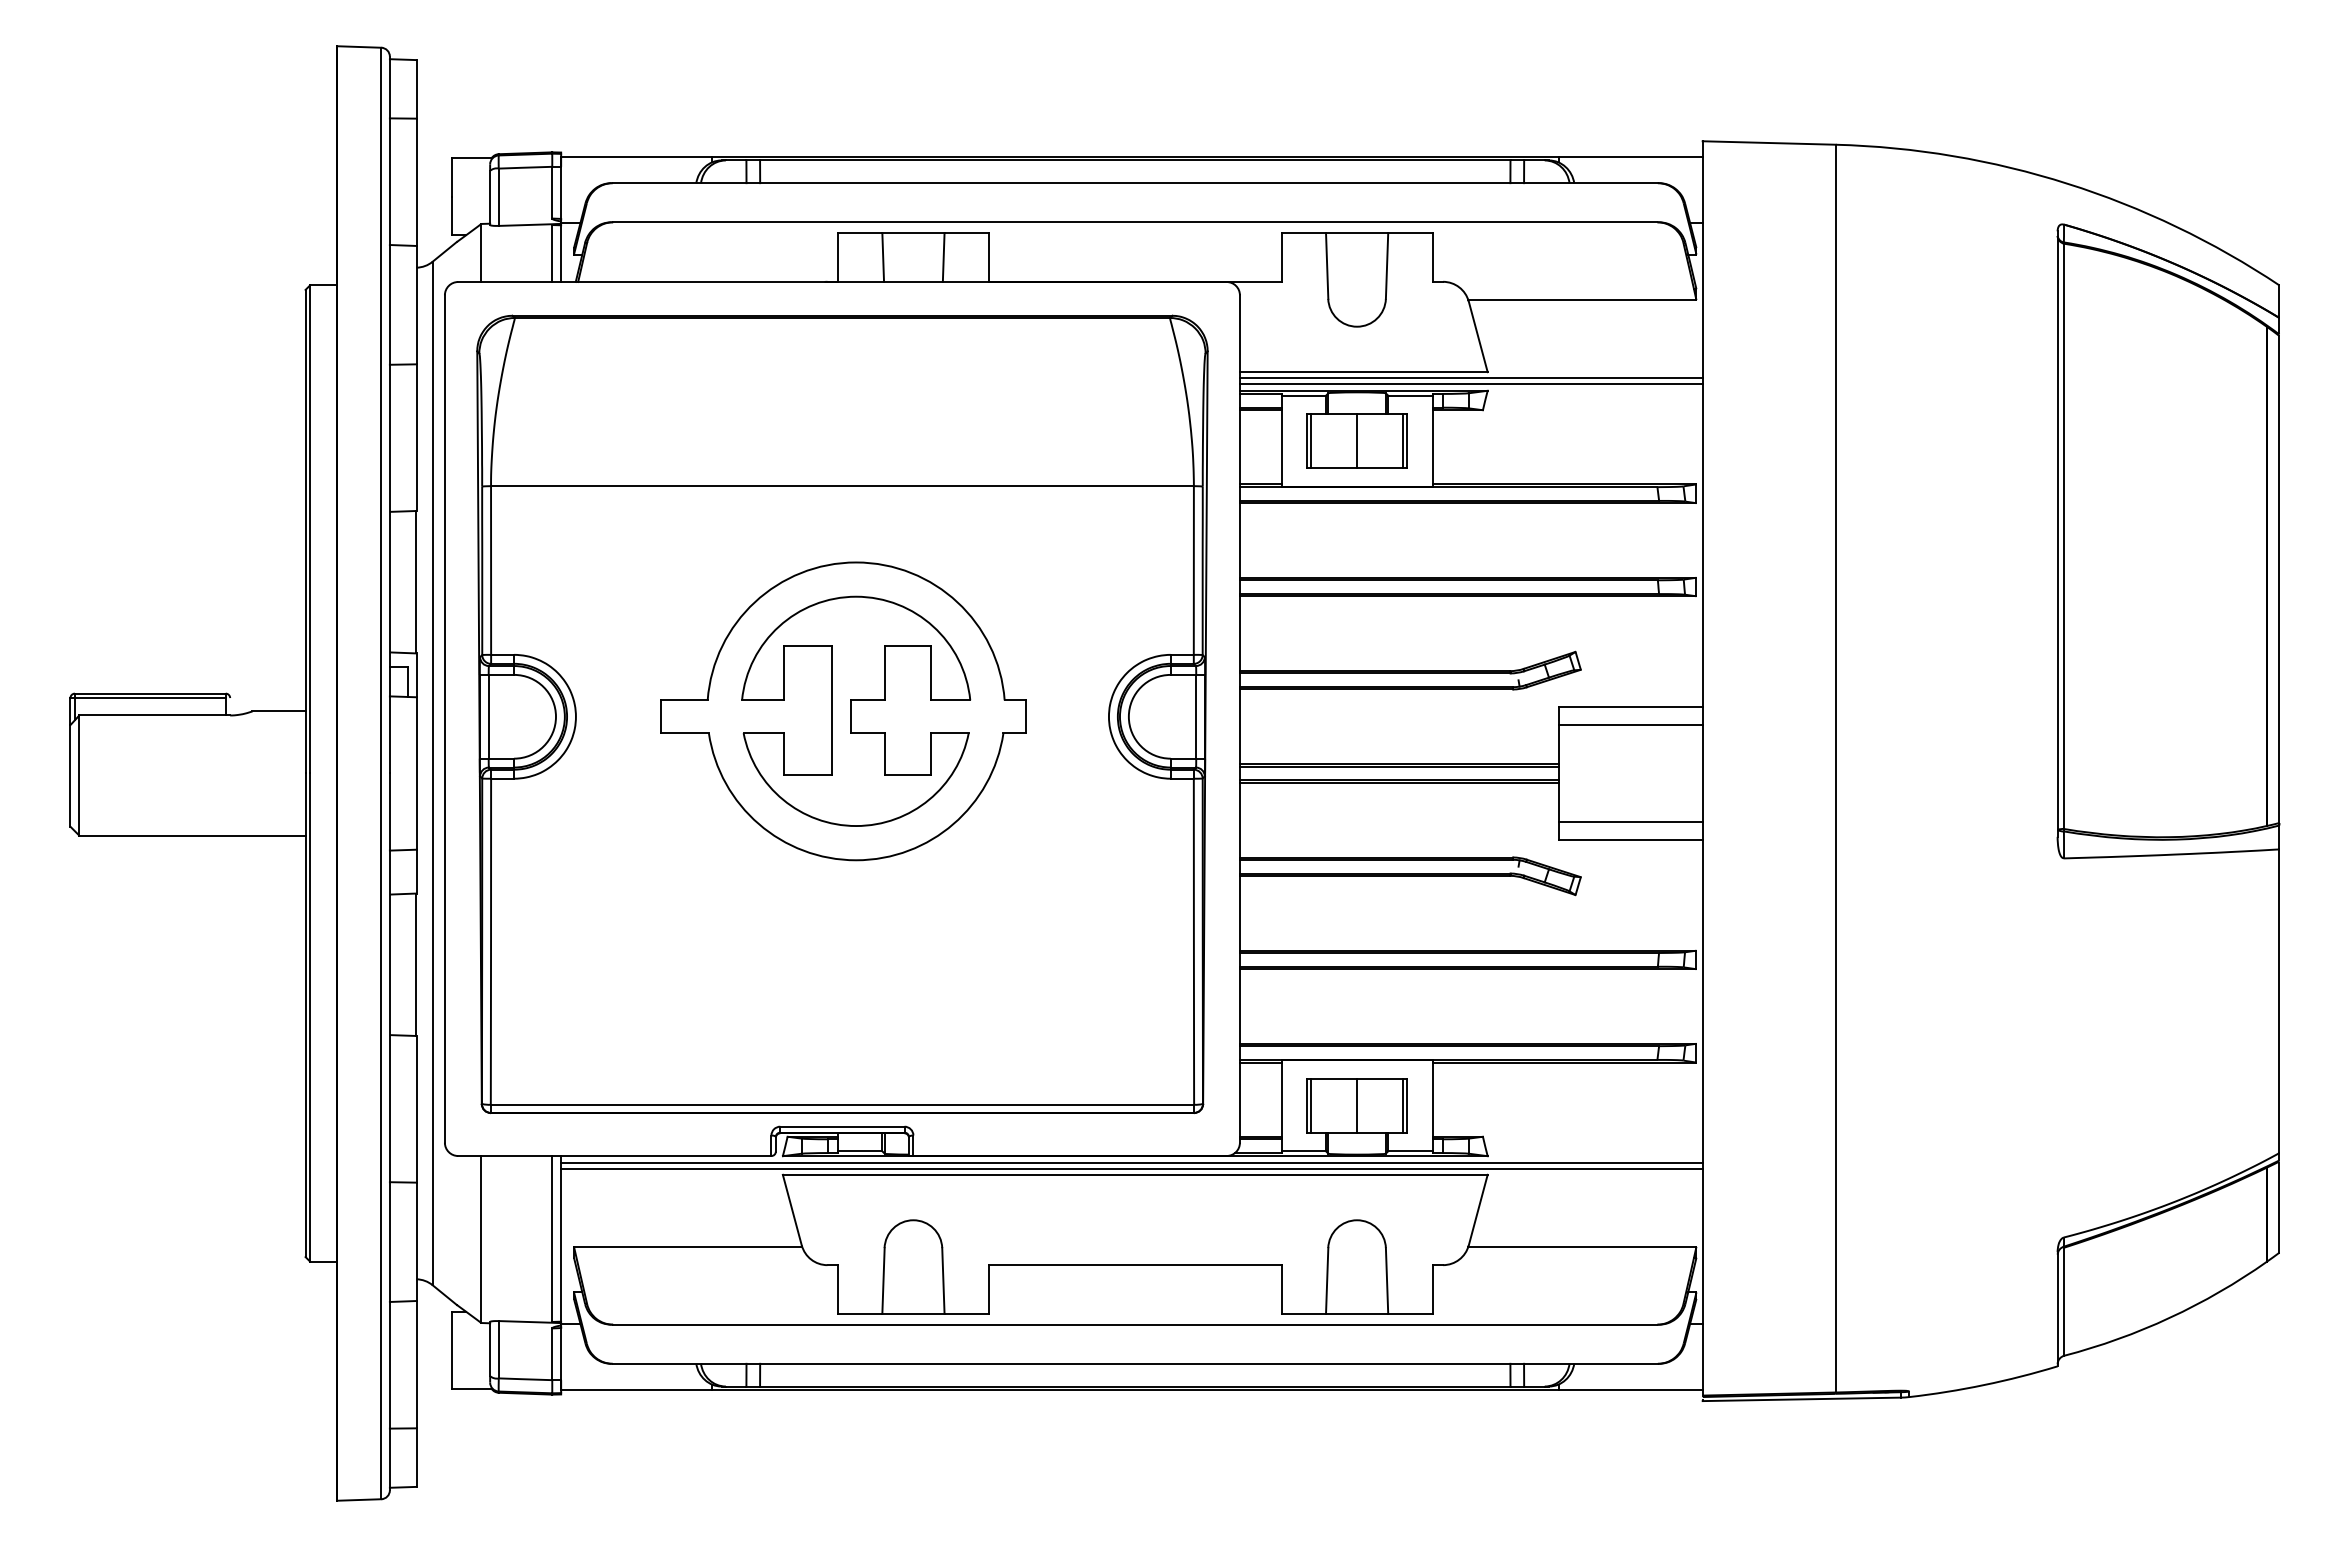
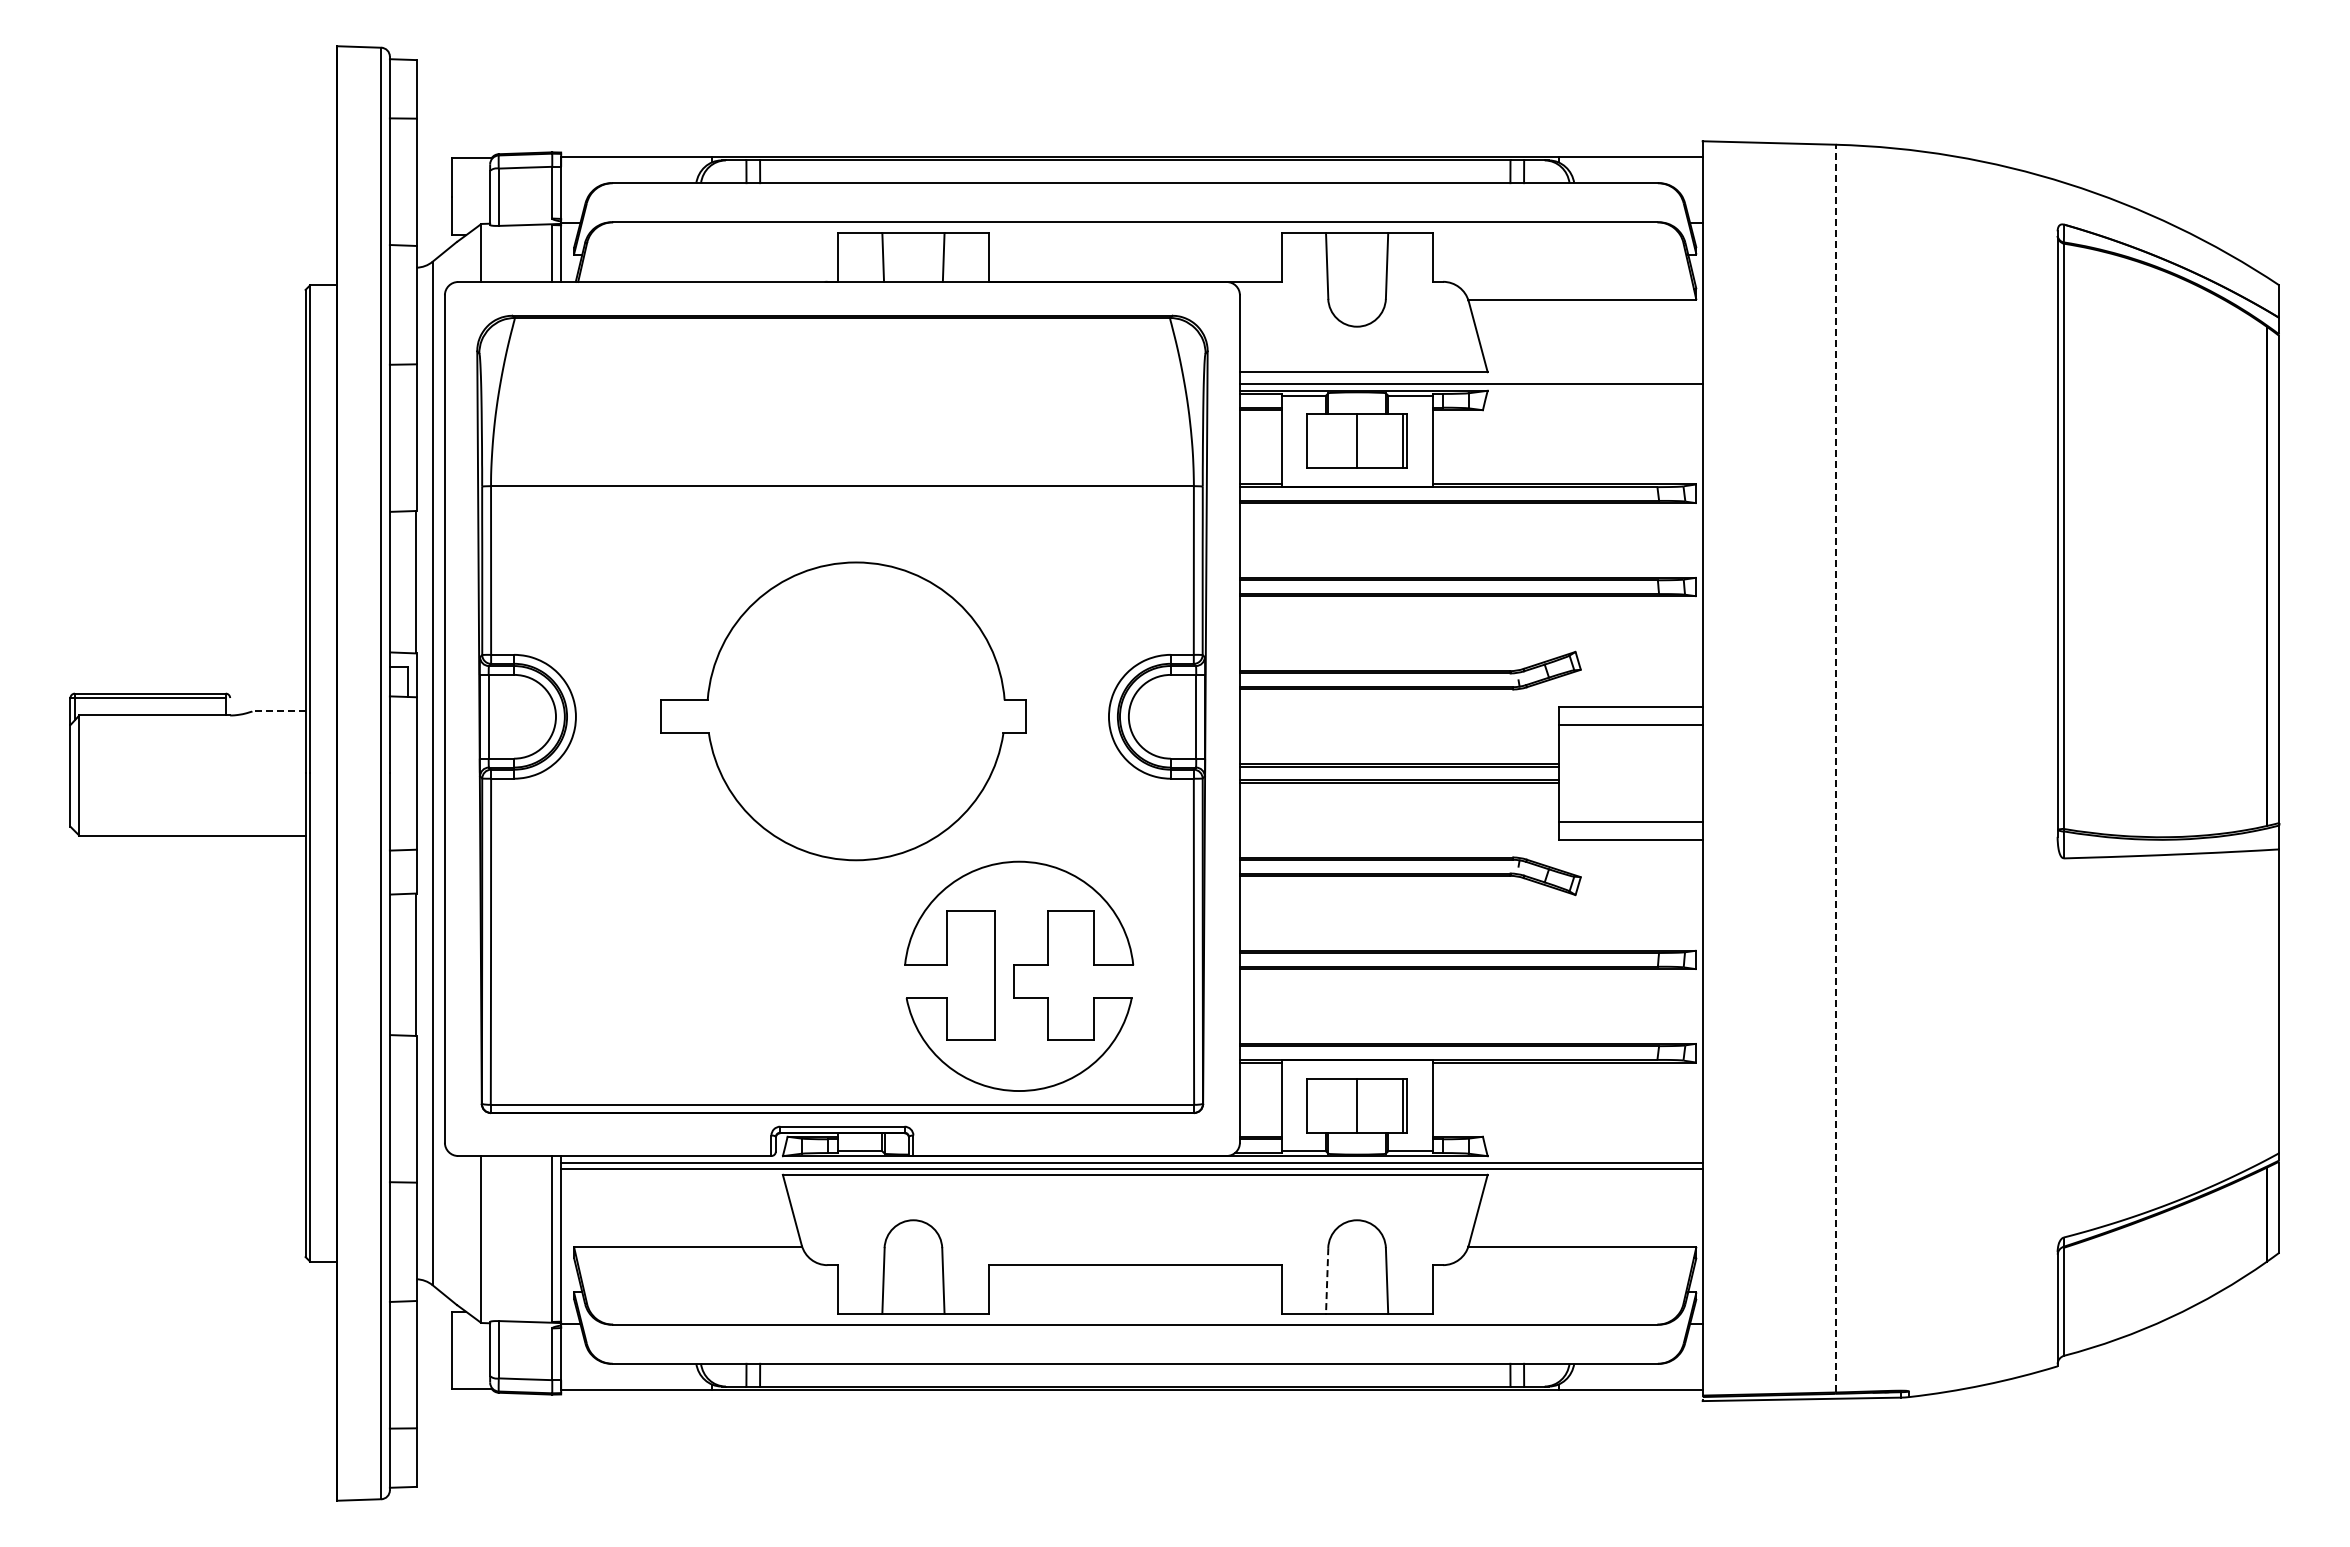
line: present -> none (1470, 378)
line: present -> none (1310, 441)
part position: (856, 710) -> (1019, 975) (1019, 975)
line: solid -> dashed (278, 711)
line: solid -> dashed (1835, 768)
line: present -> none (1310, 1105)
line: solid -> dashed (1327, 1281)
